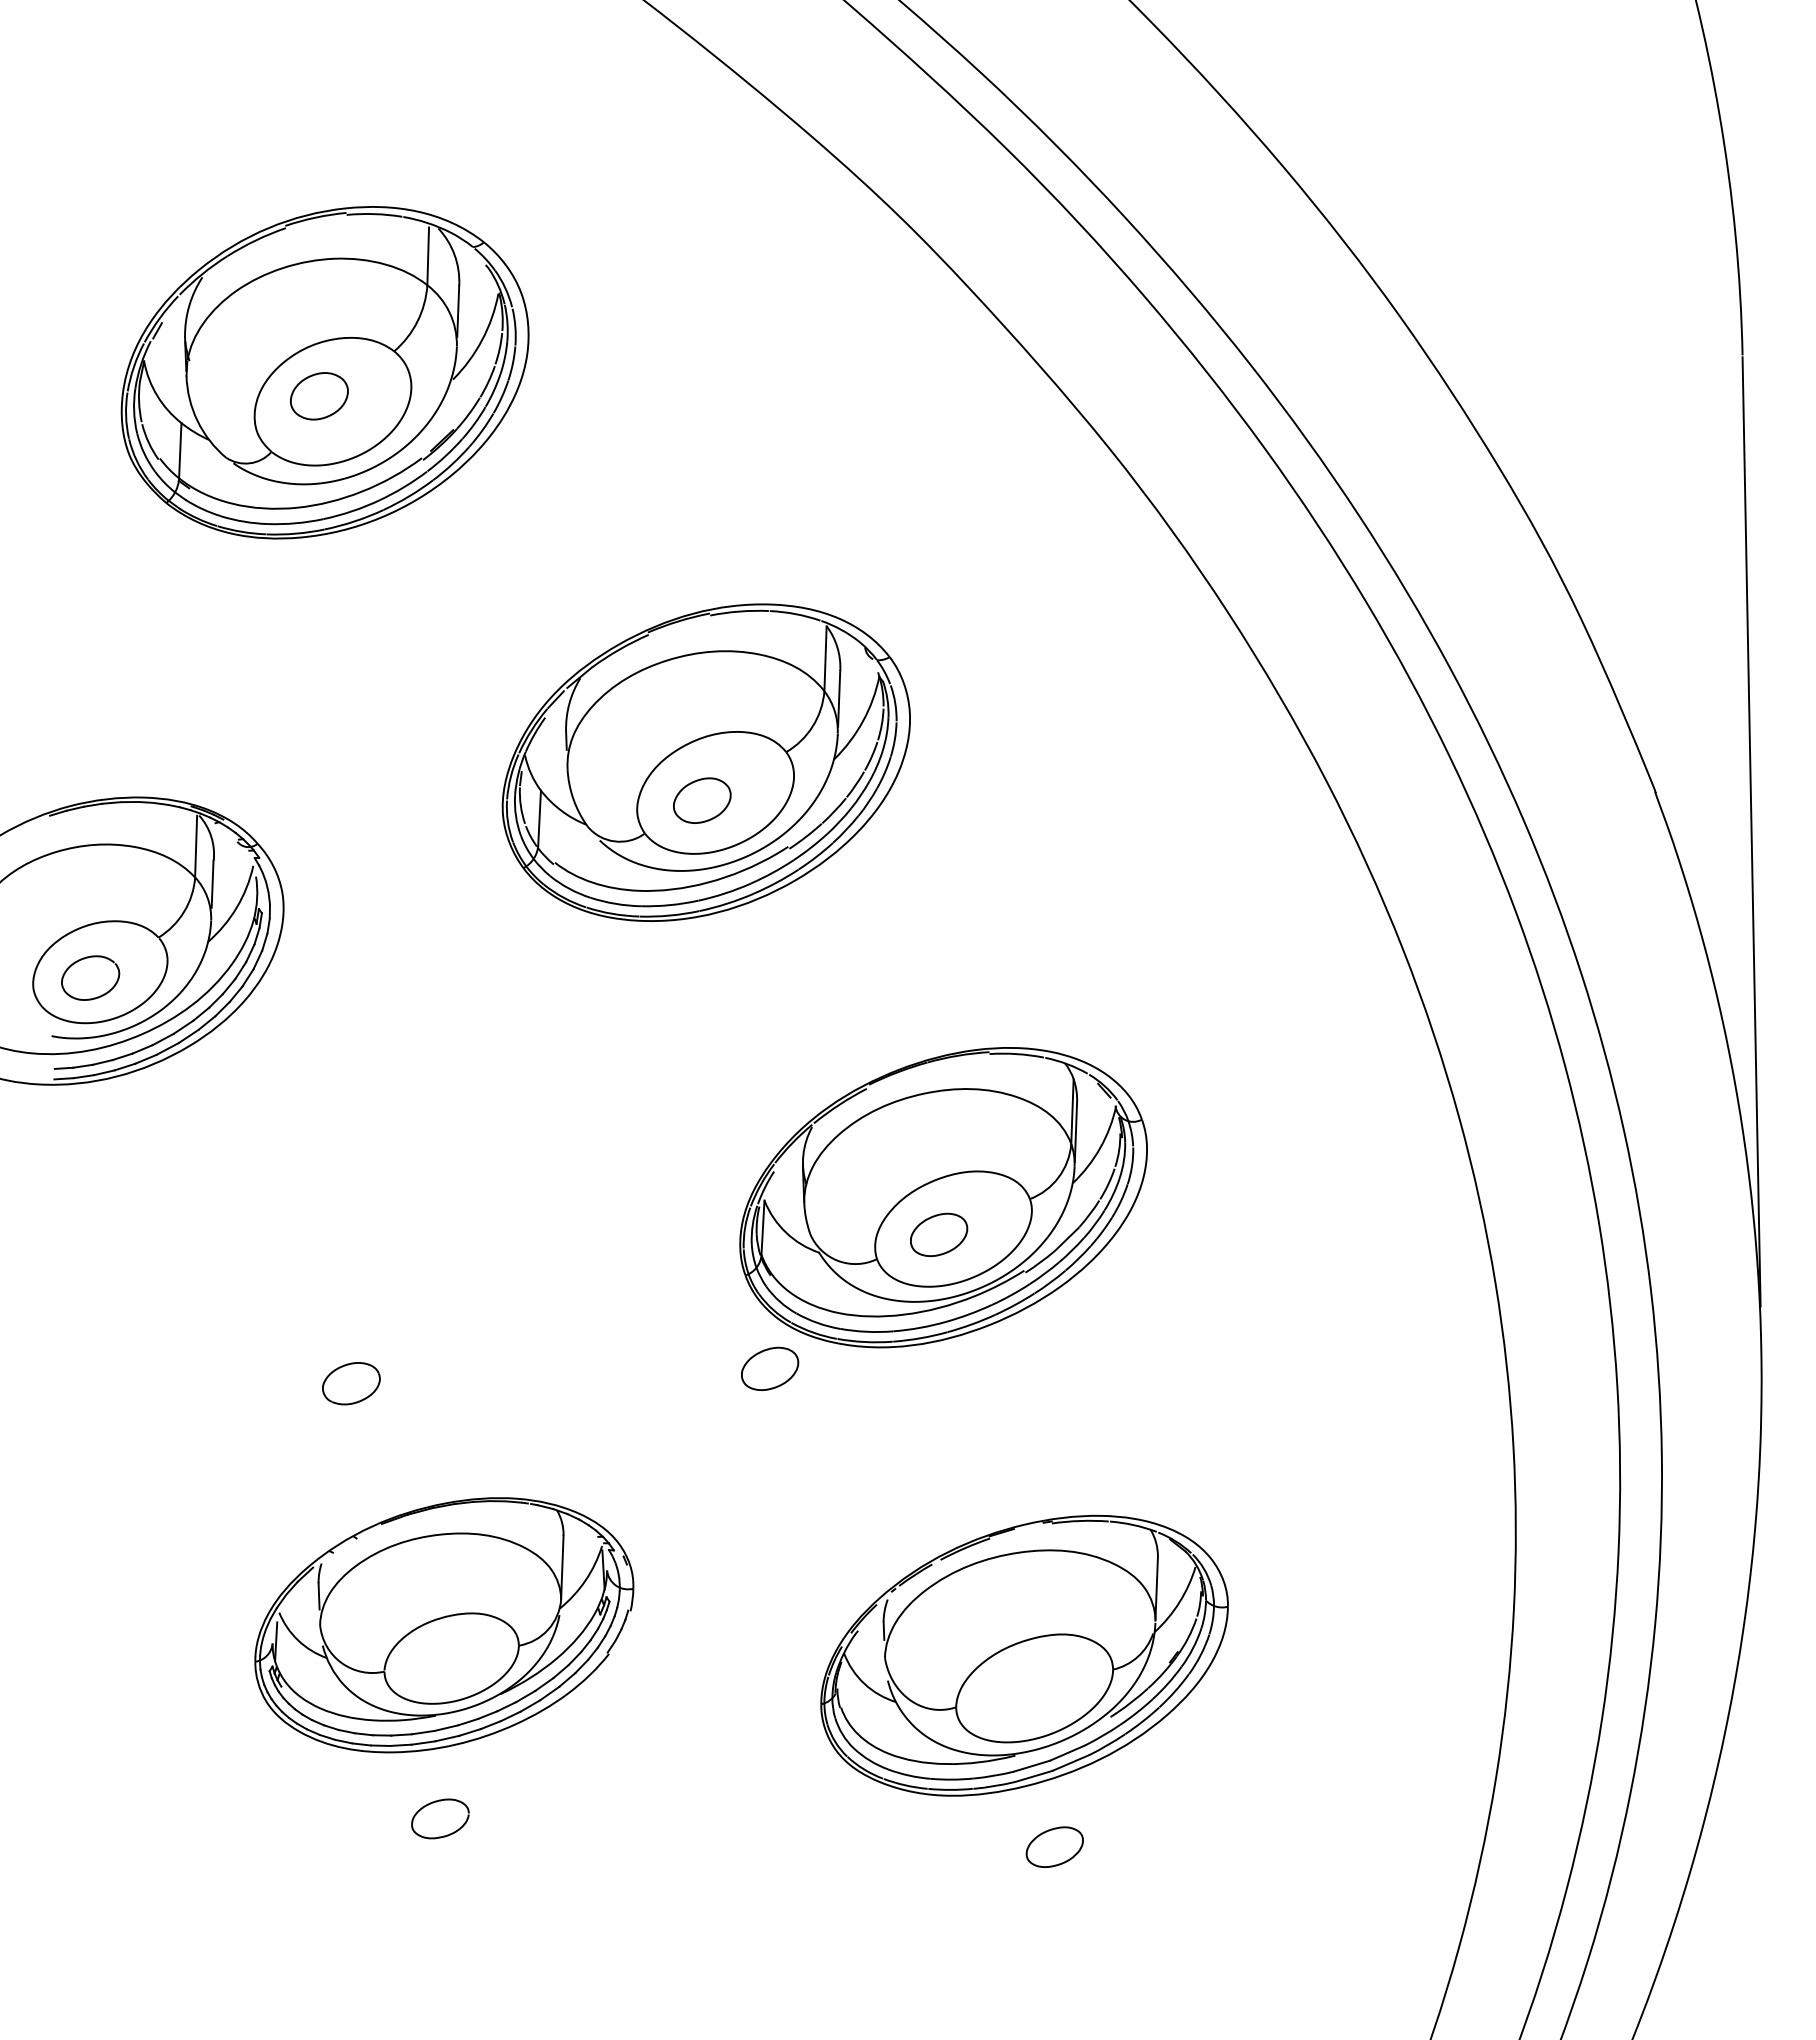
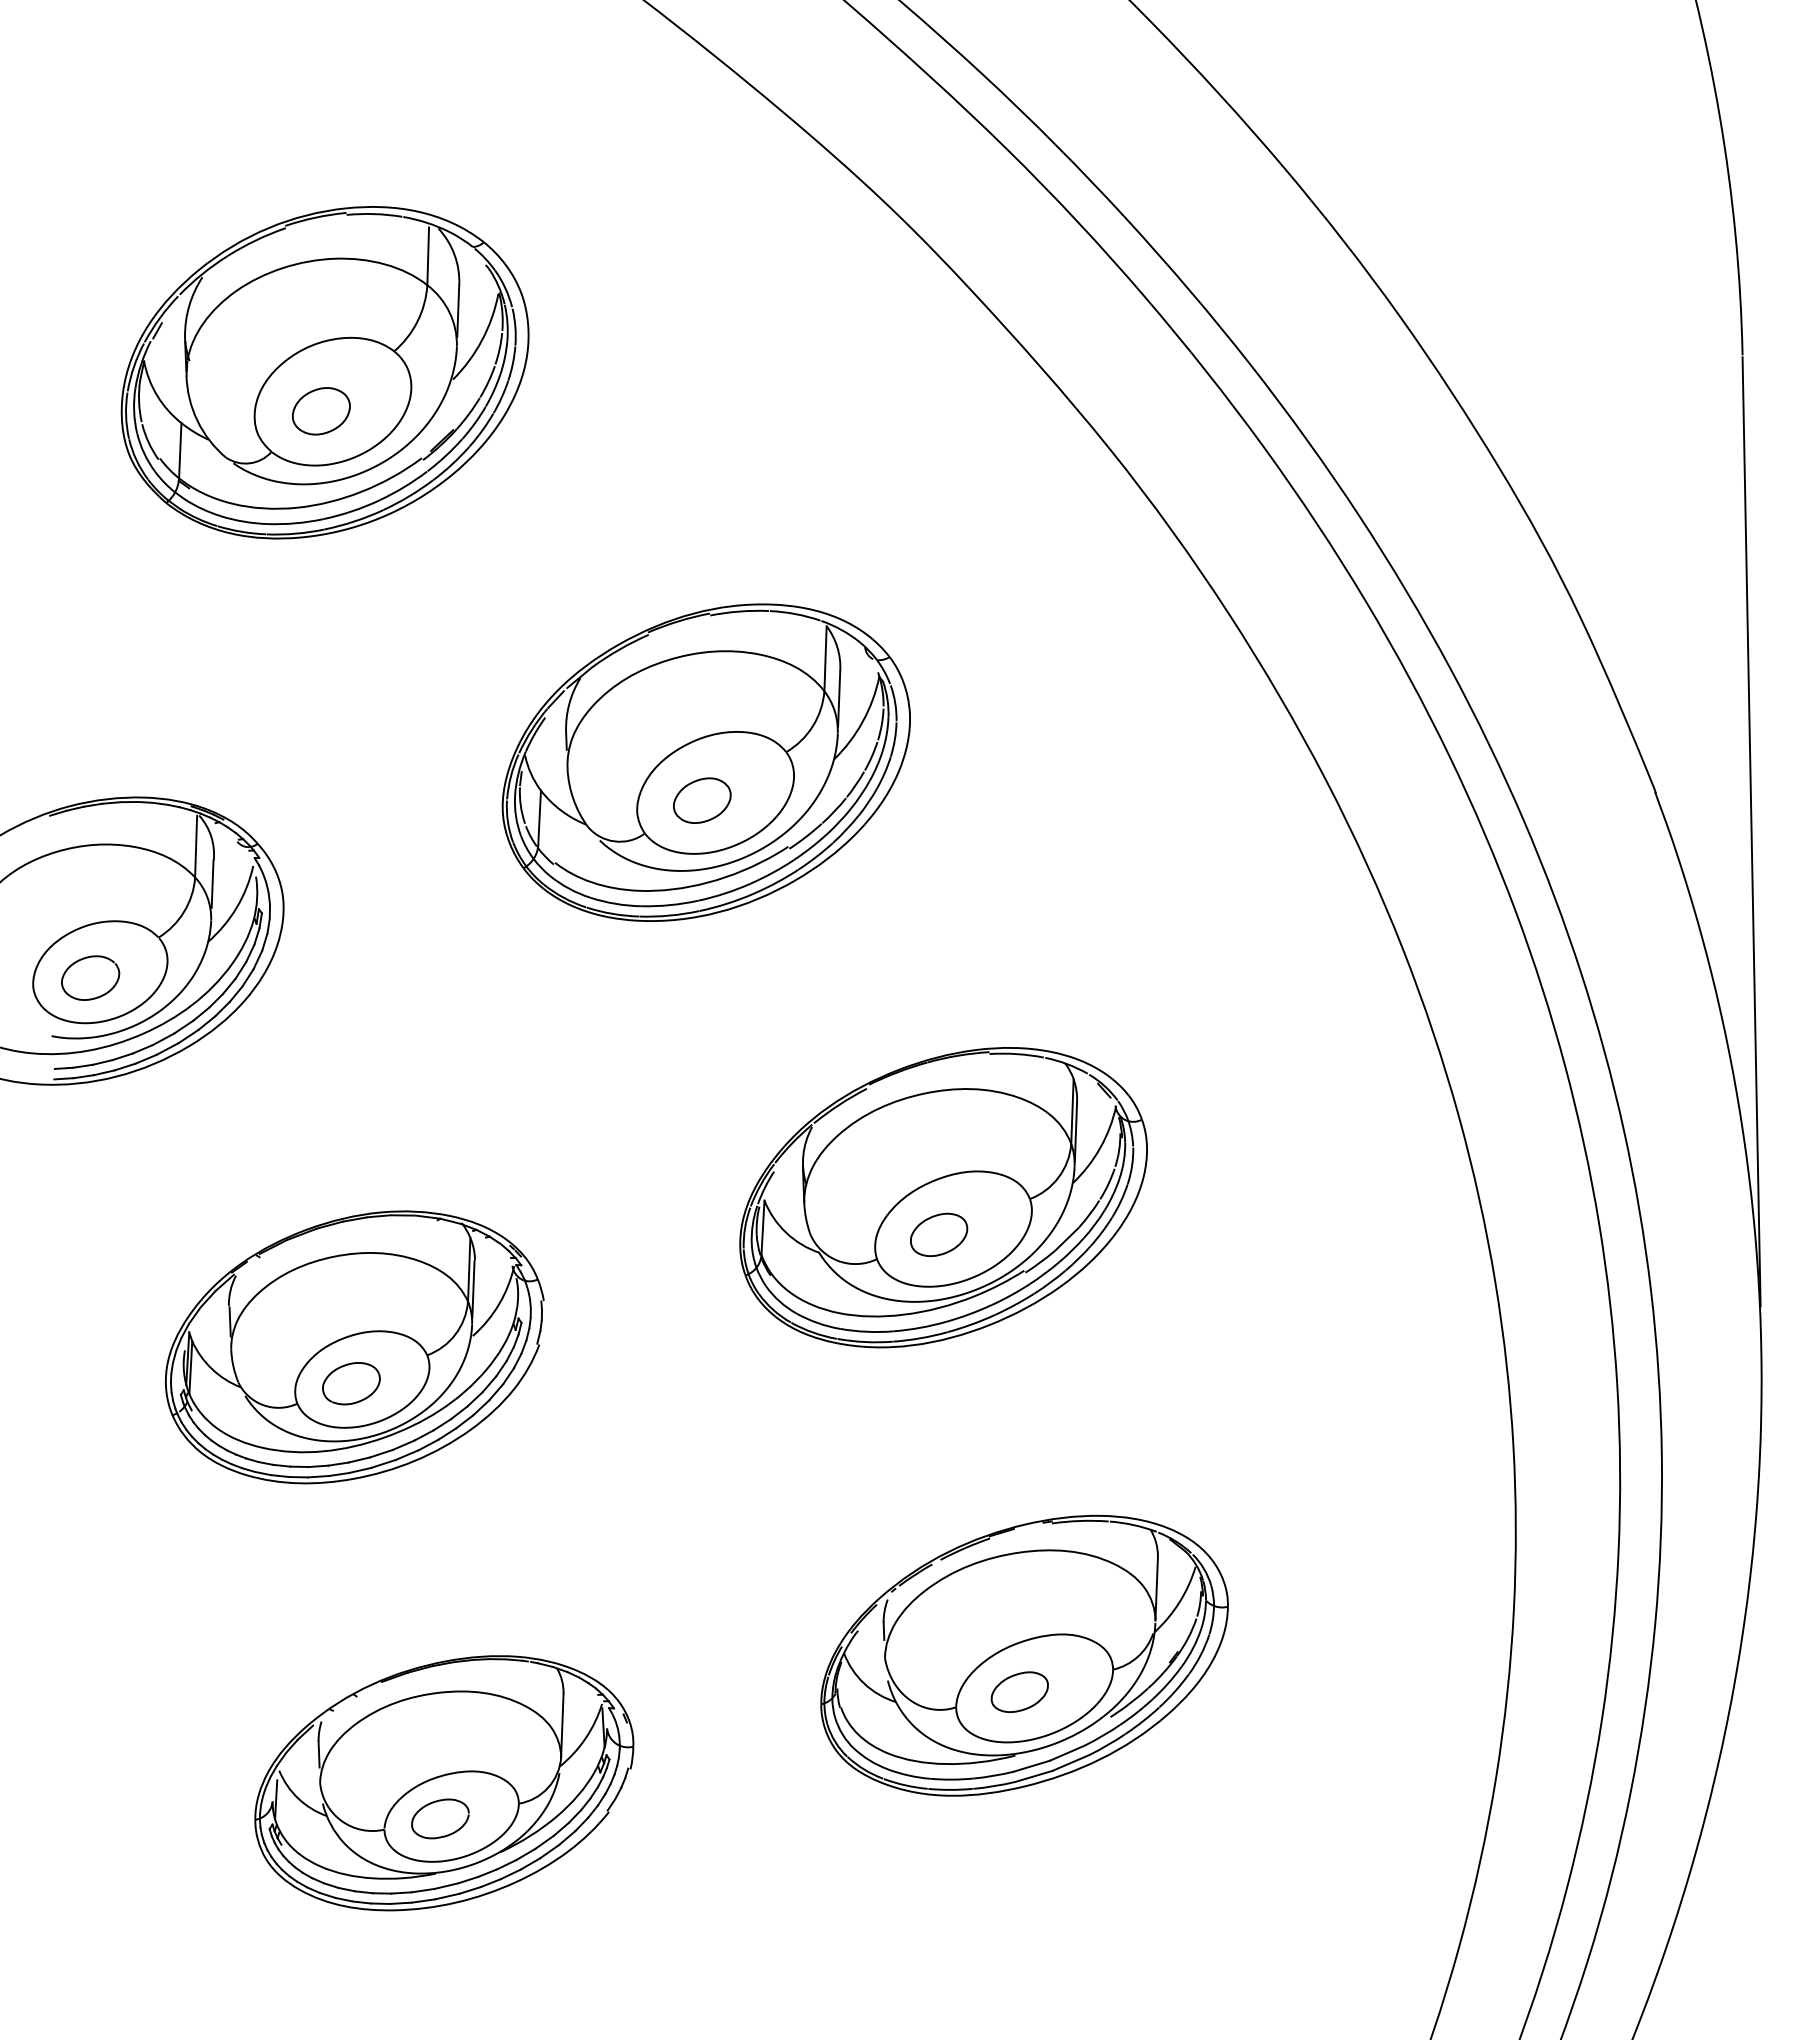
part position: (319, 396) -> (321, 411) (321, 411)
part: none -> present (354, 1347)
part: present -> none (770, 1368)
part position: (444, 1625) -> (444, 1783) (444, 1783)
part position: (1054, 1846) -> (1019, 1691) (1019, 1691)
